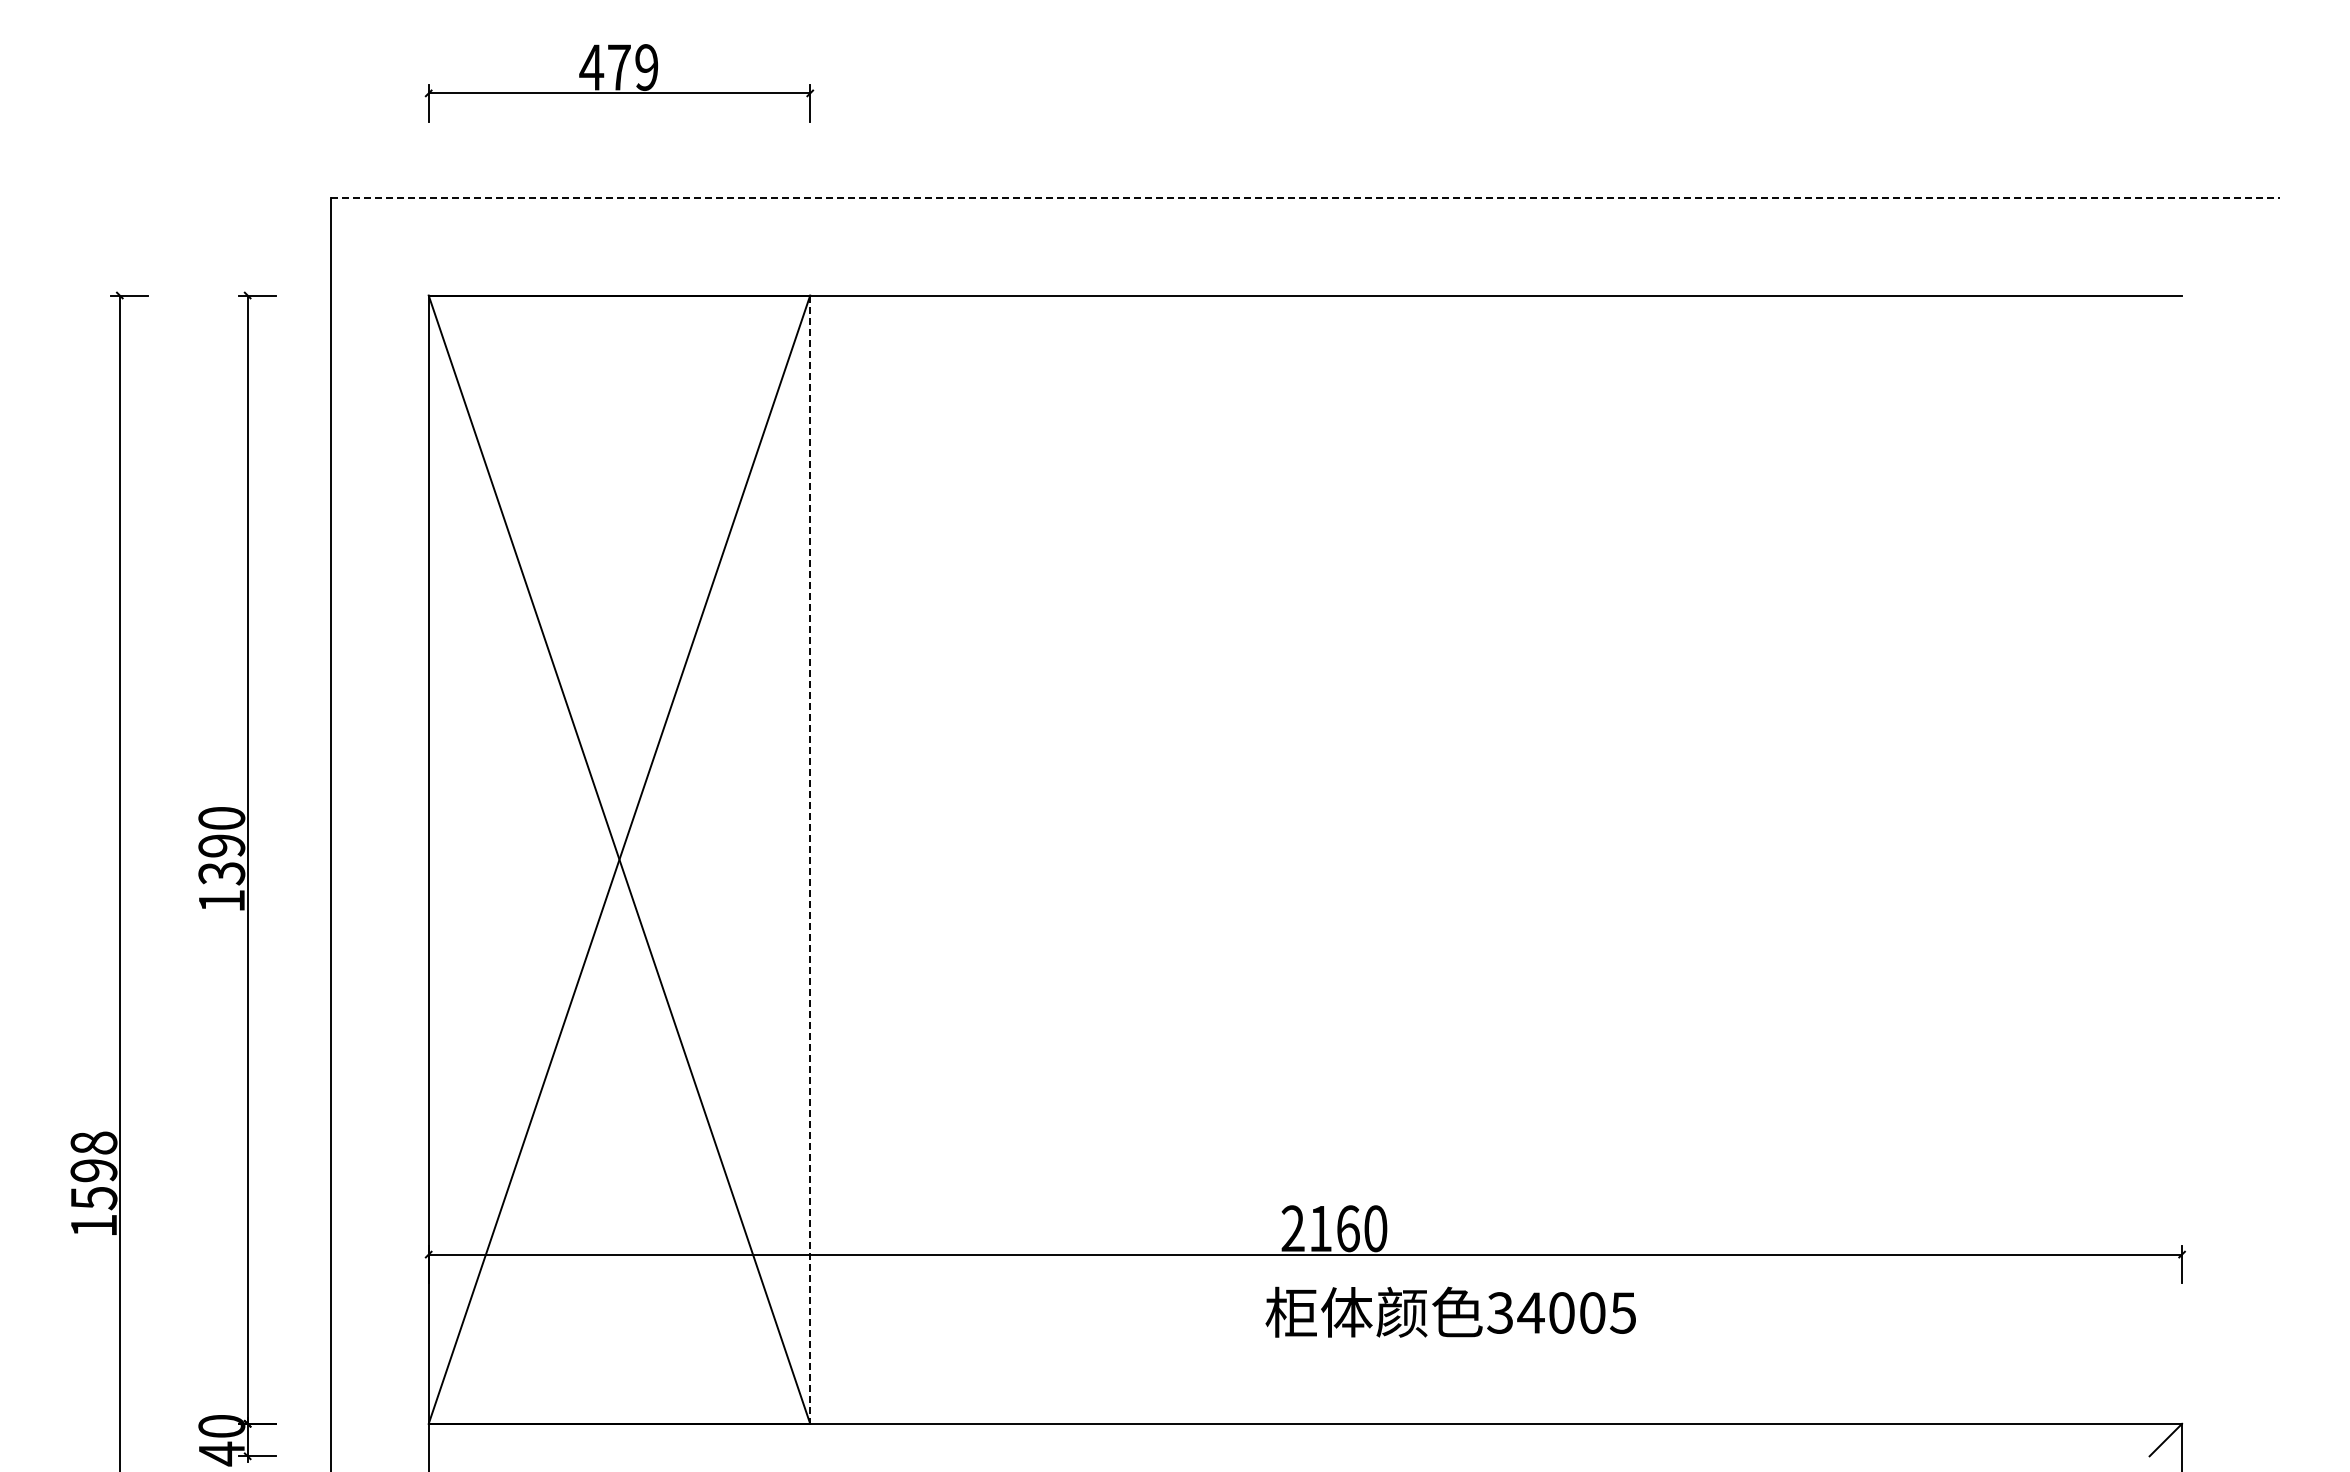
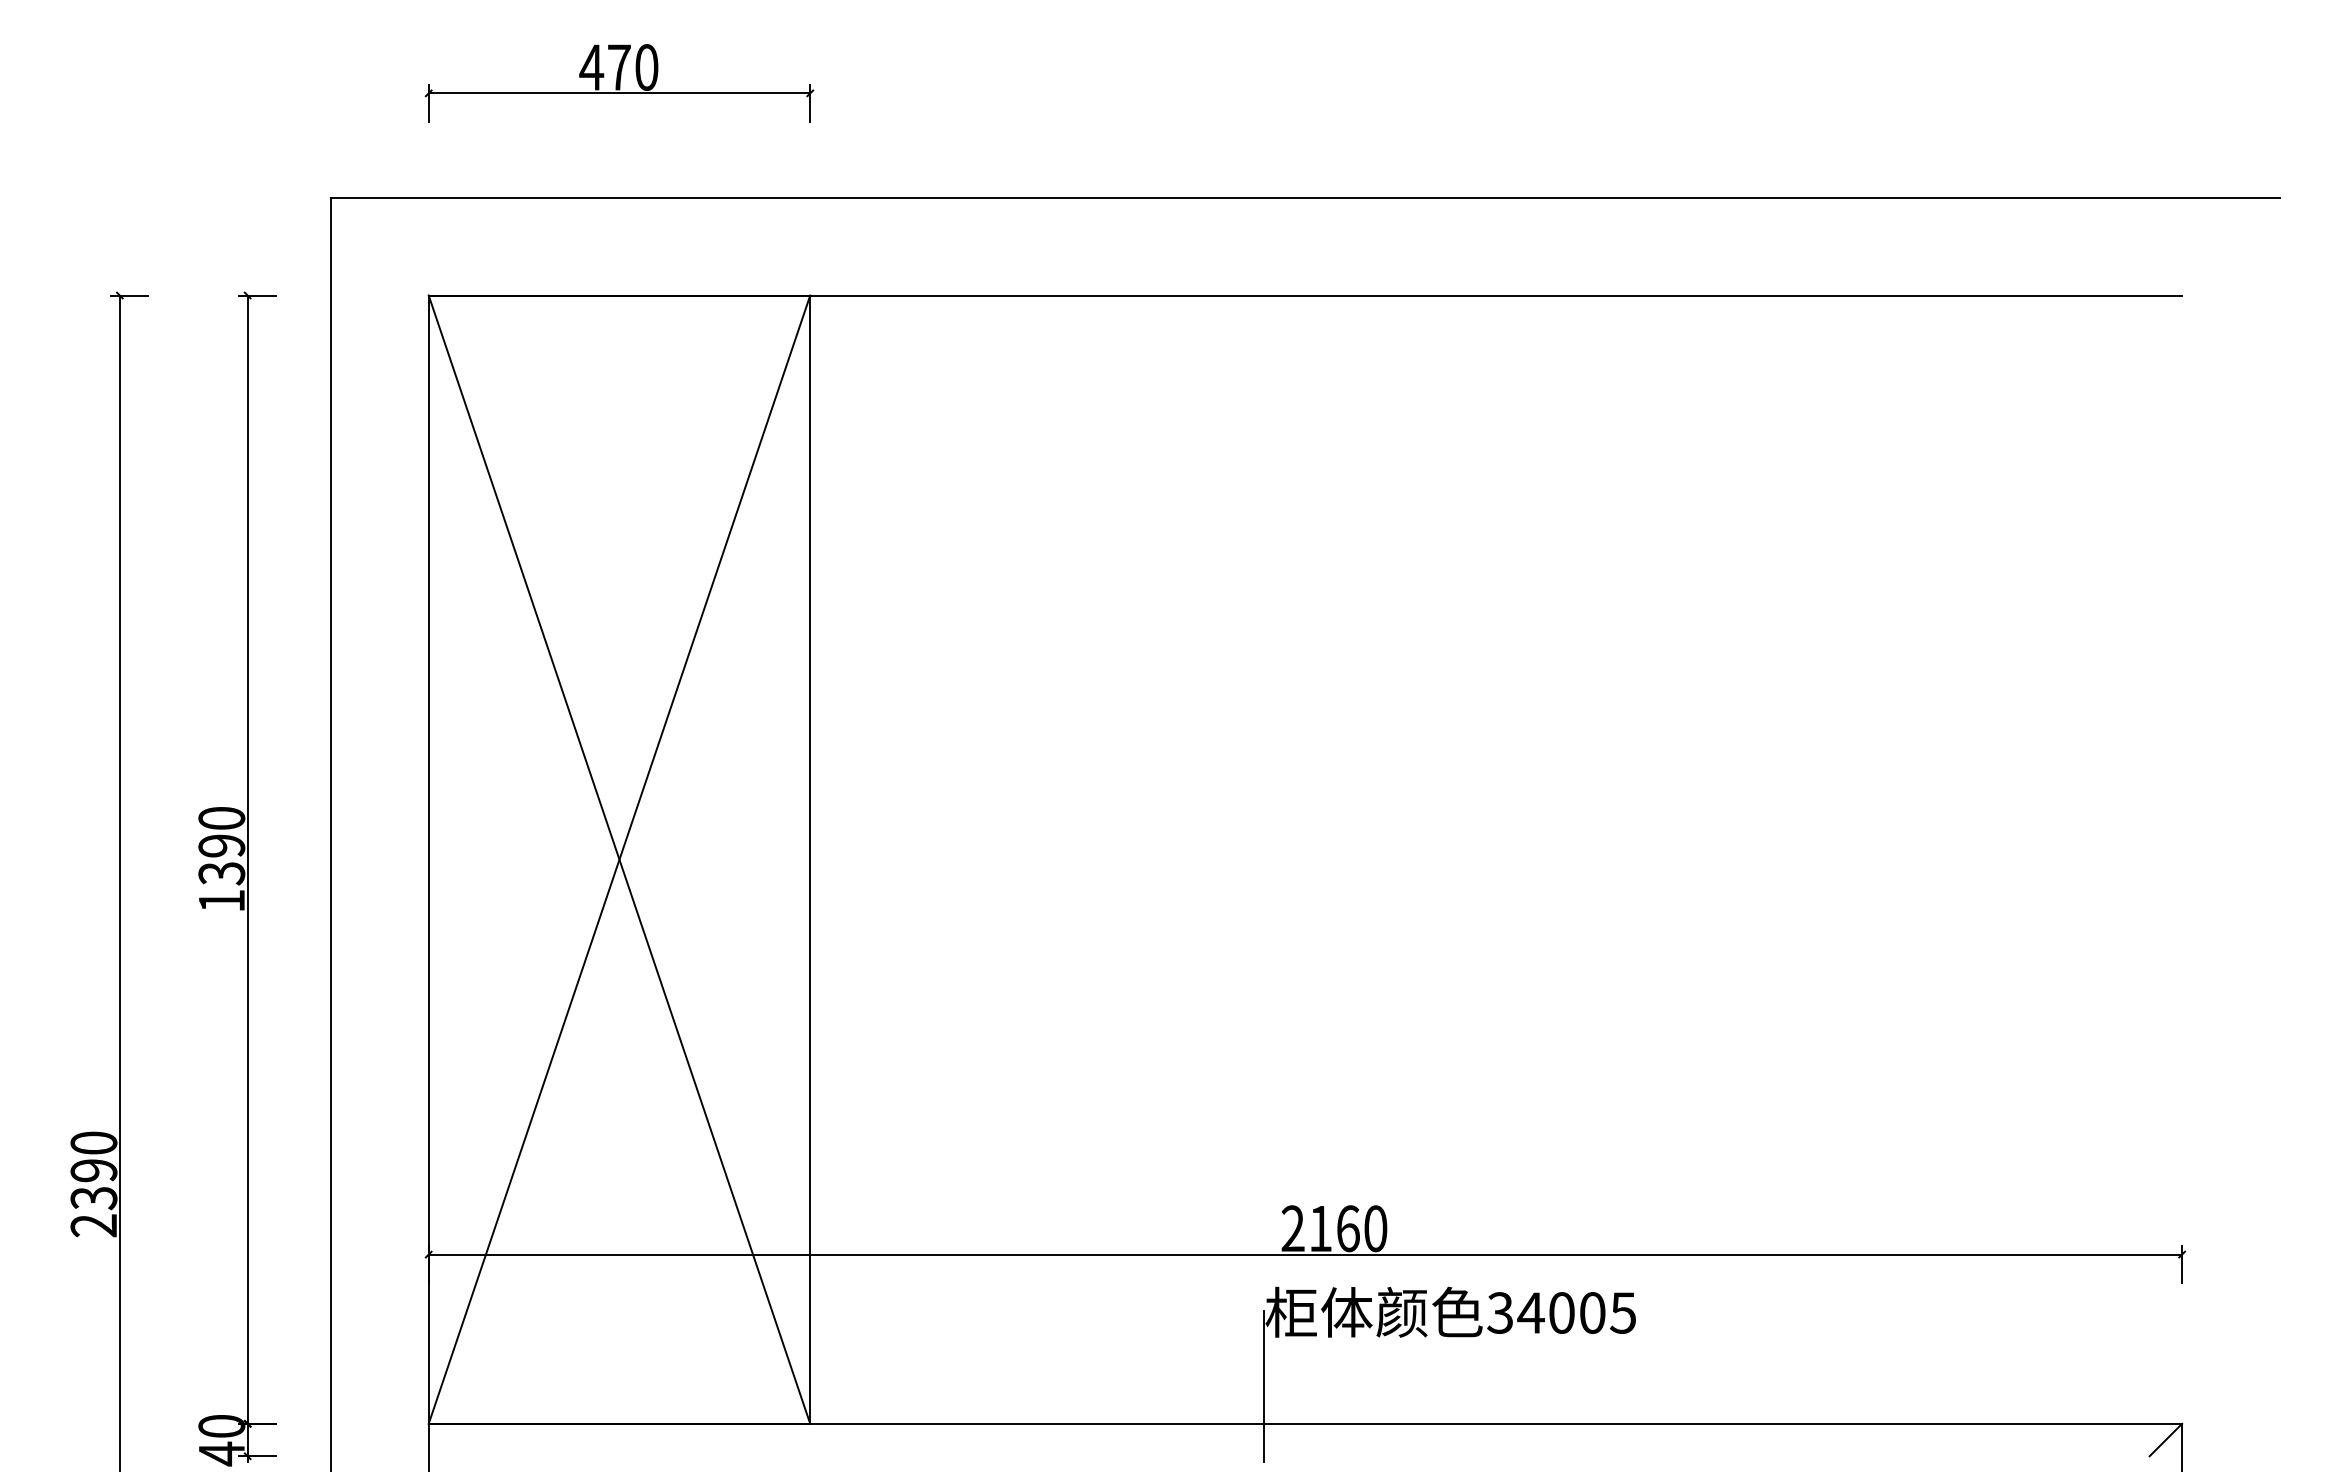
text: 479 -> 470 (646, 67)
line: dashed -> solid (1305, 198)
line: dashed -> solid (810, 860)
text: 1598 -> 2390 (93, 1184)
line: none -> present (1264, 1386)
